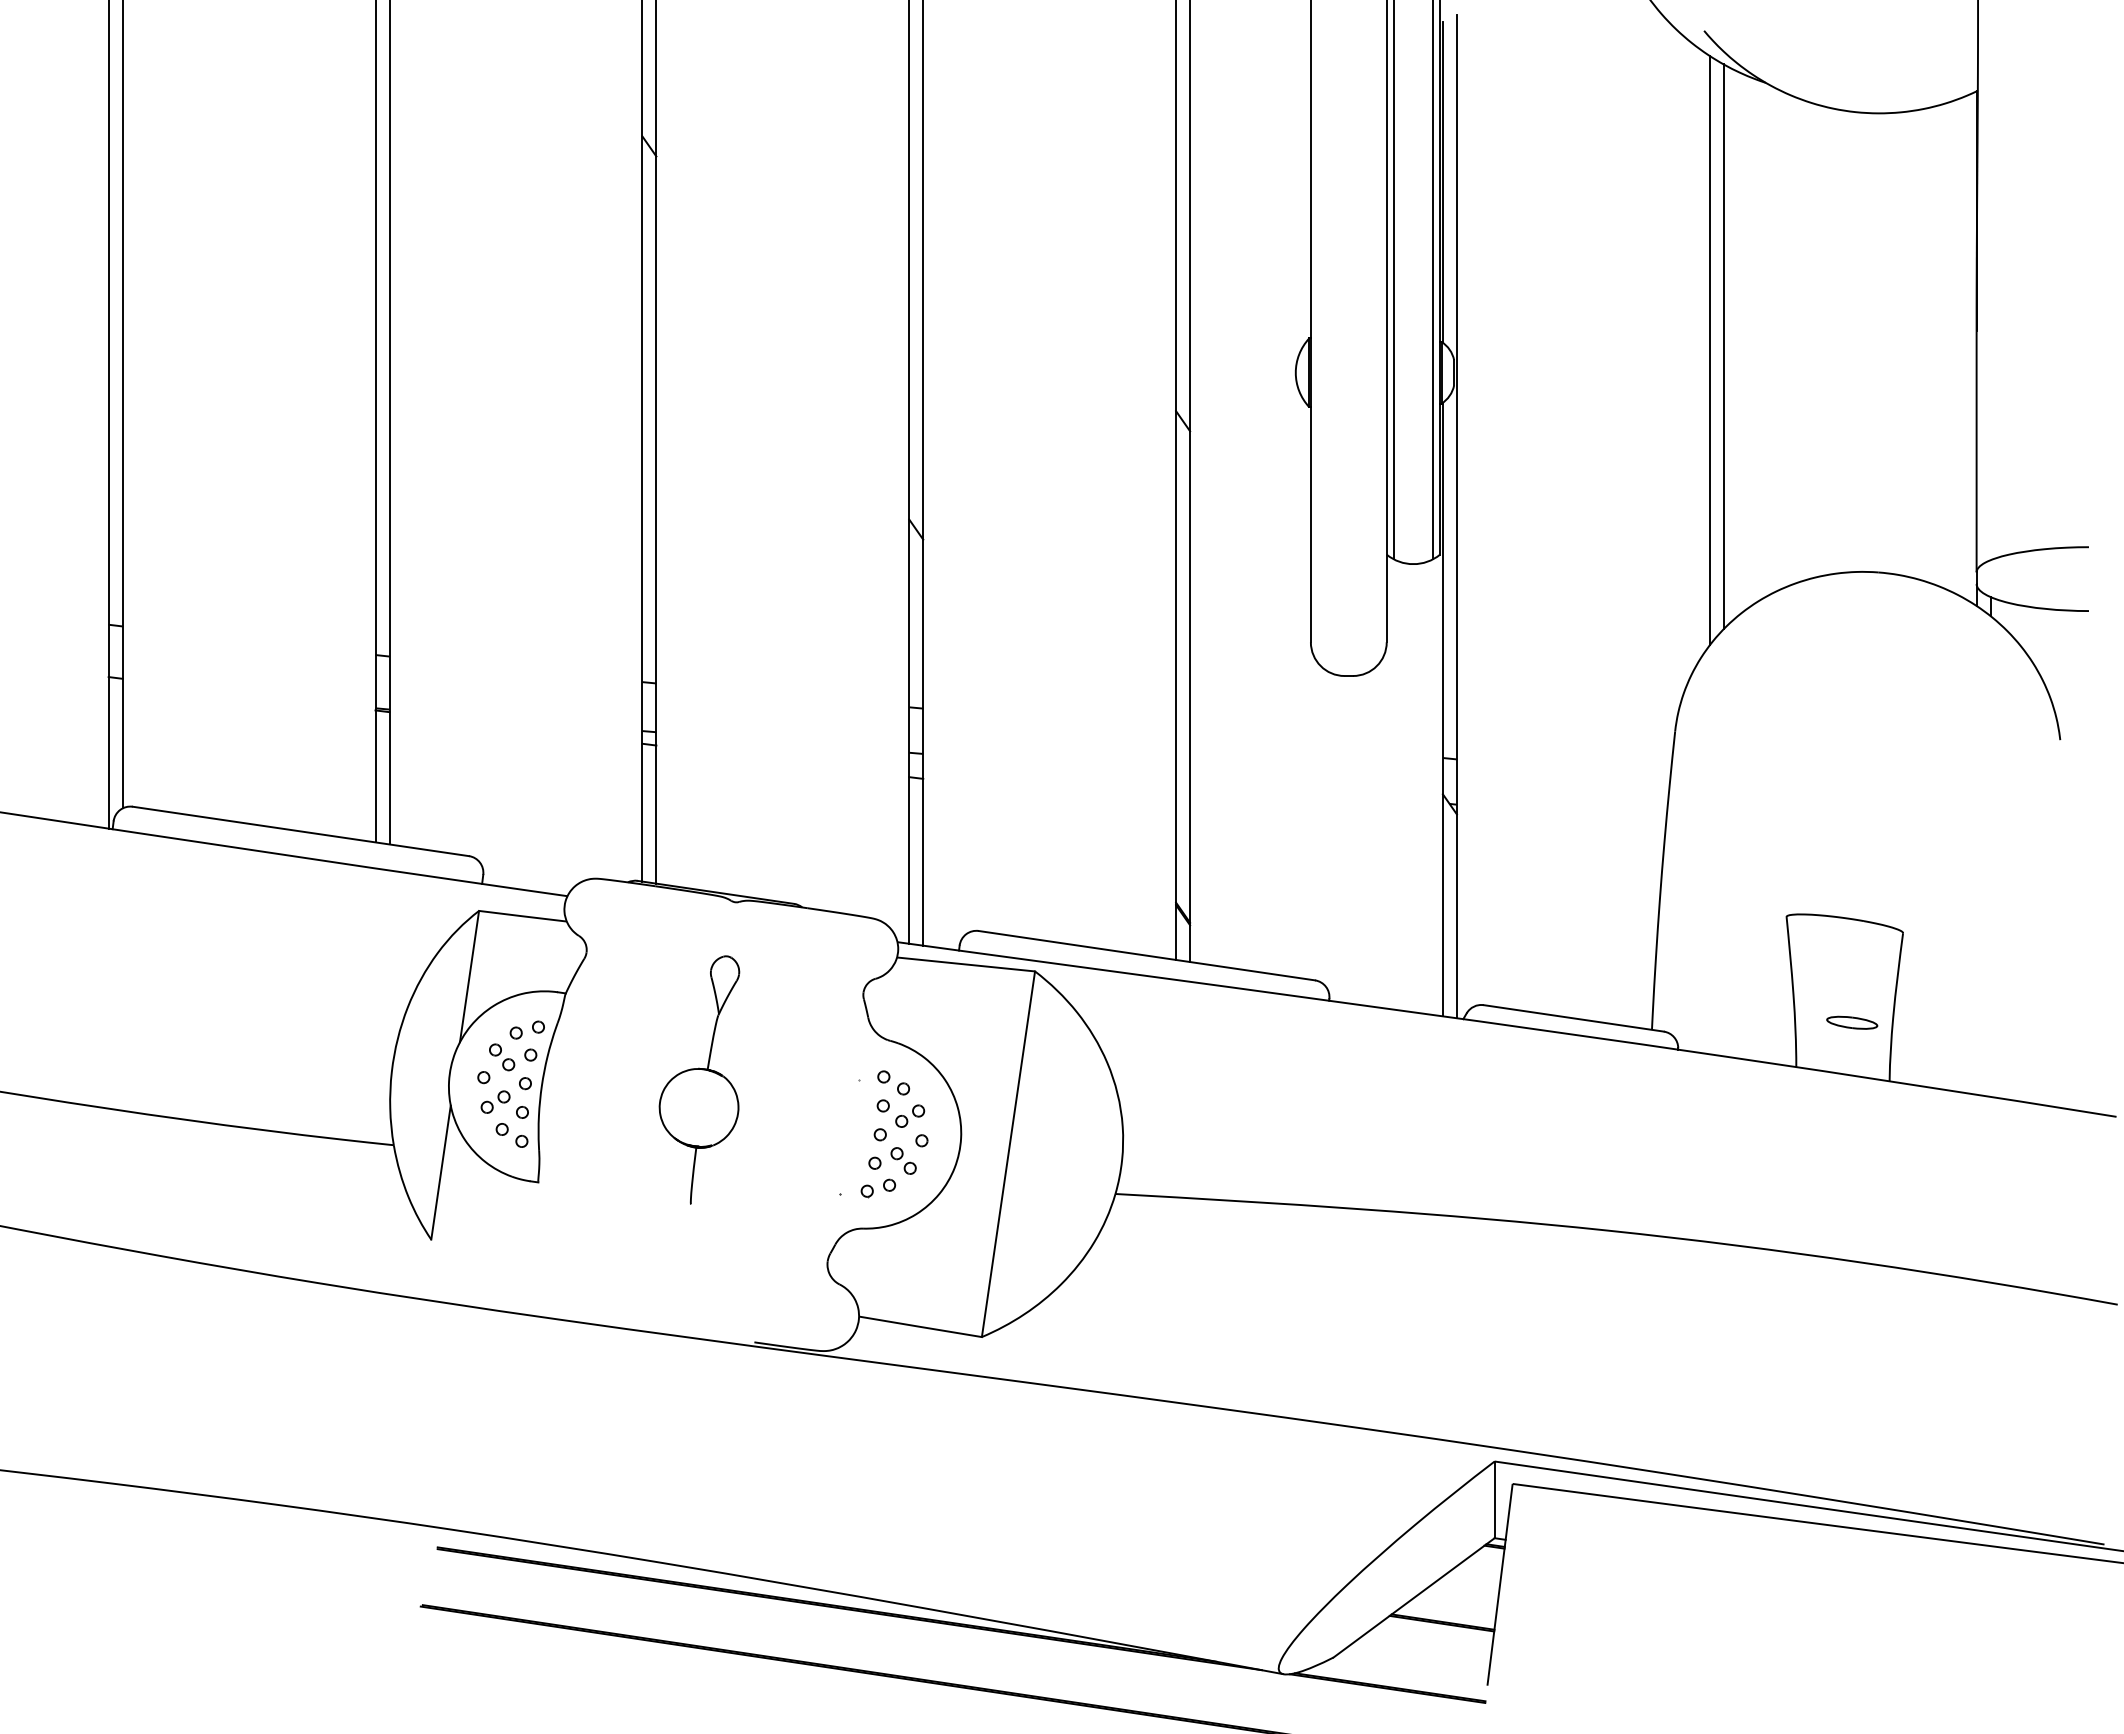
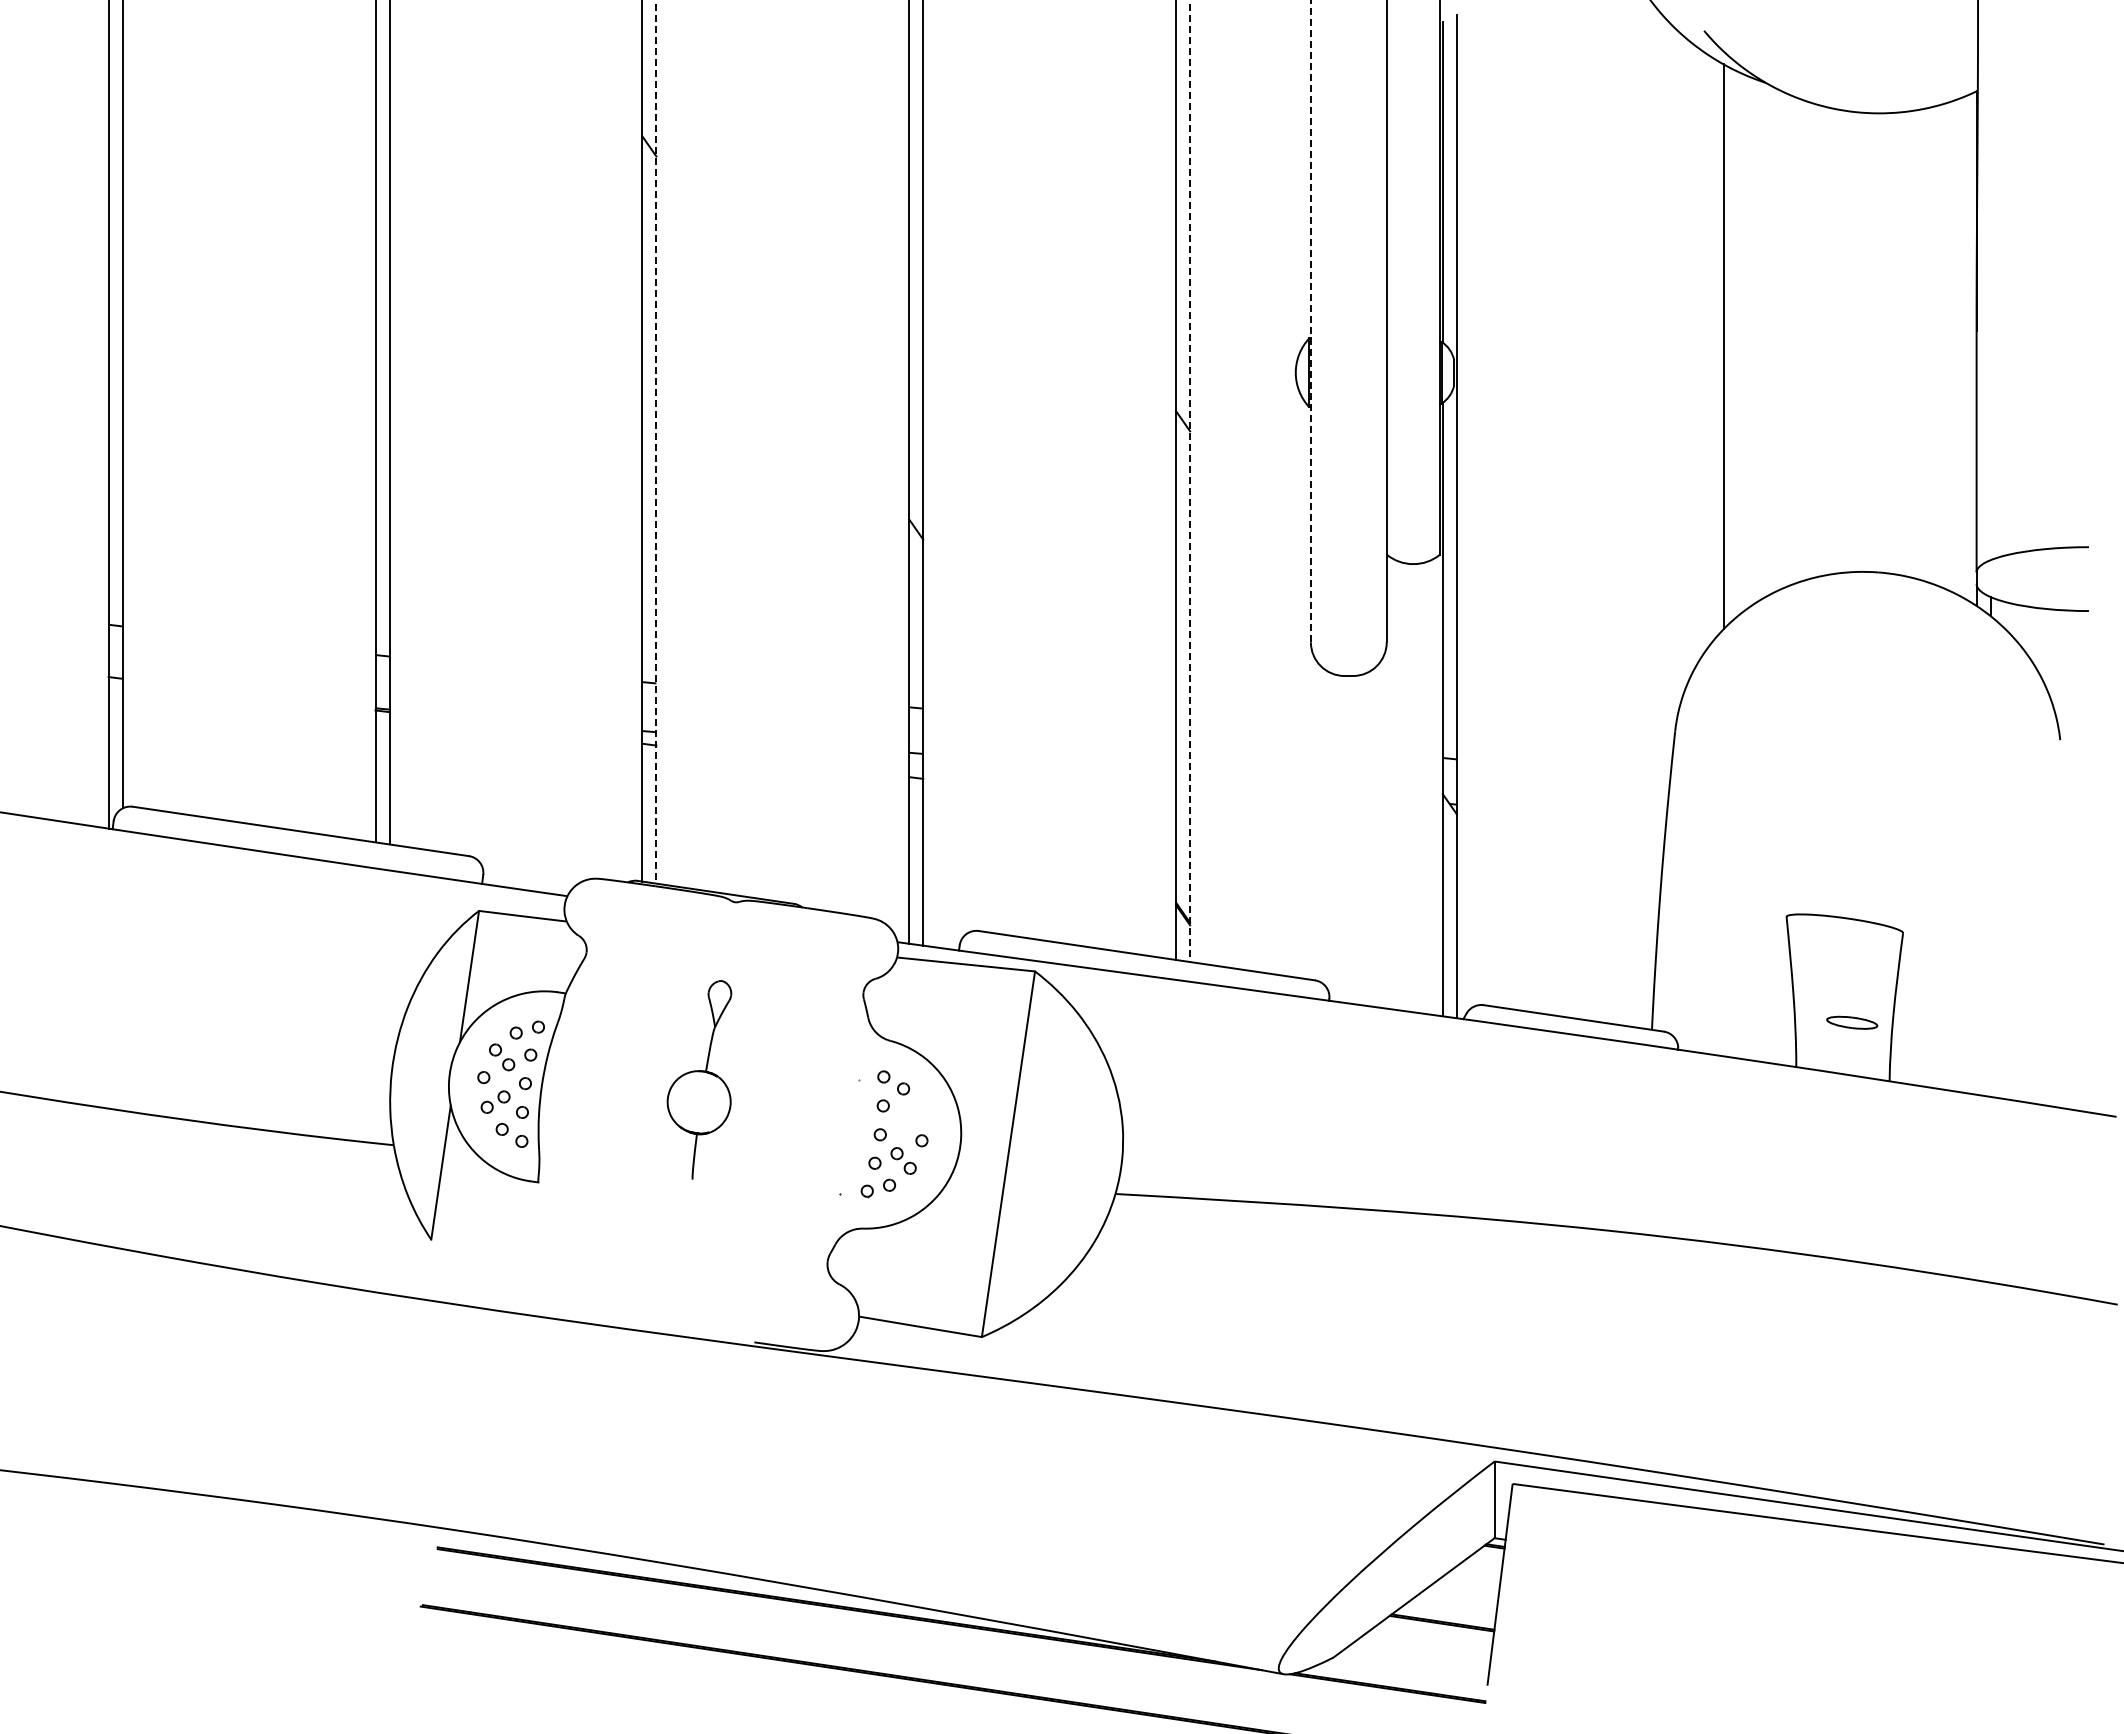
line: present -> none (1393, 280)
line: present -> none (1433, 280)
line: solid -> dashed (1310, 321)
line: present -> none (1709, 350)
line: solid -> dashed (656, 442)
line: solid -> dashed (1190, 481)
part size: 83x250 px -> 67x200 px (699, 1079)
part: present -> none (910, 1115)
